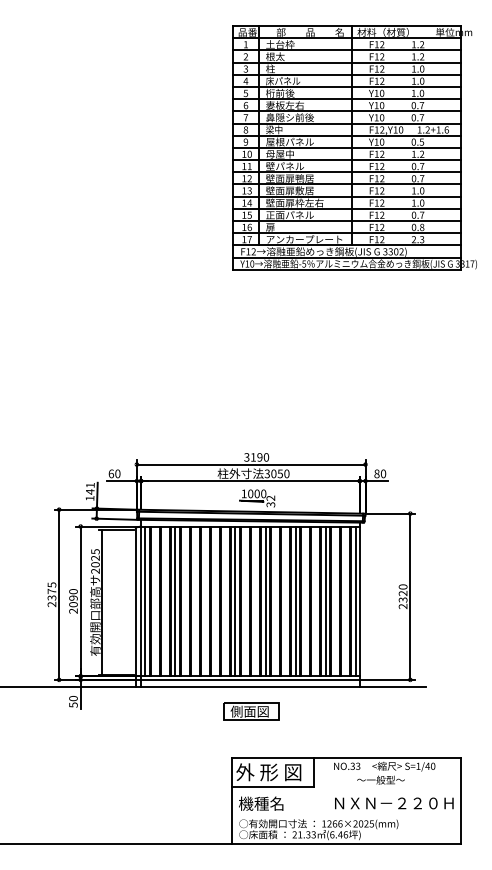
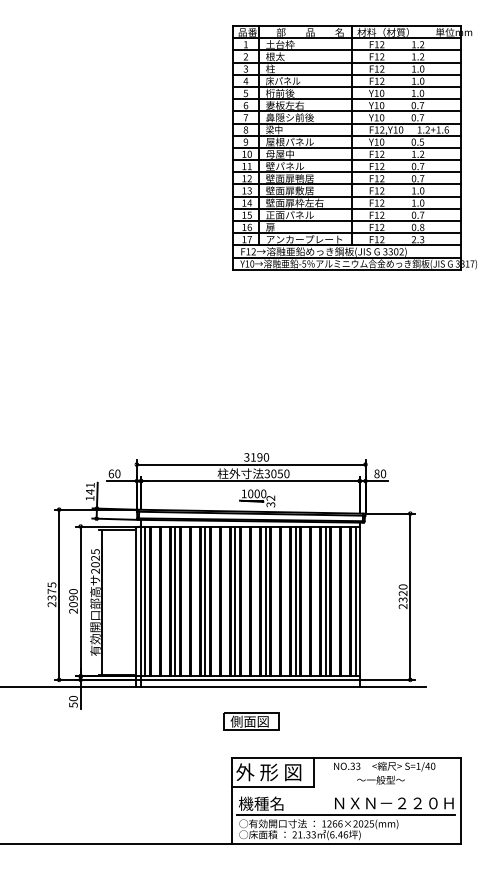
line: none -> present (205, 601)
part position: (251, 711) -> (251, 721) (251, 721)
line: none -> present (346, 815)
